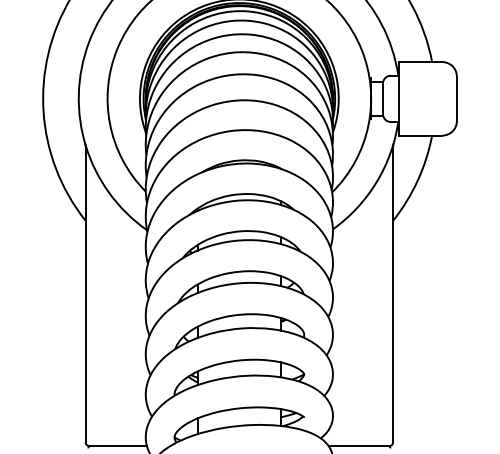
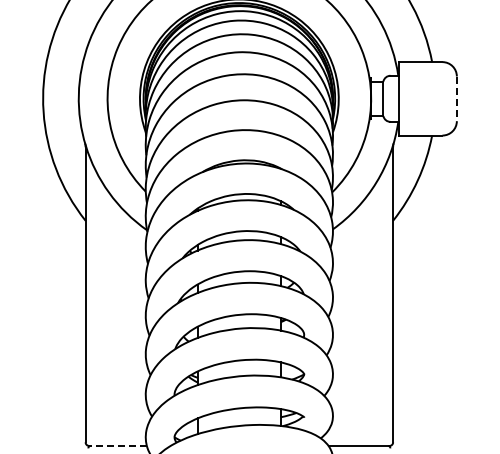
line: solid -> dashed (456, 99)
line: solid -> dashed (118, 445)
